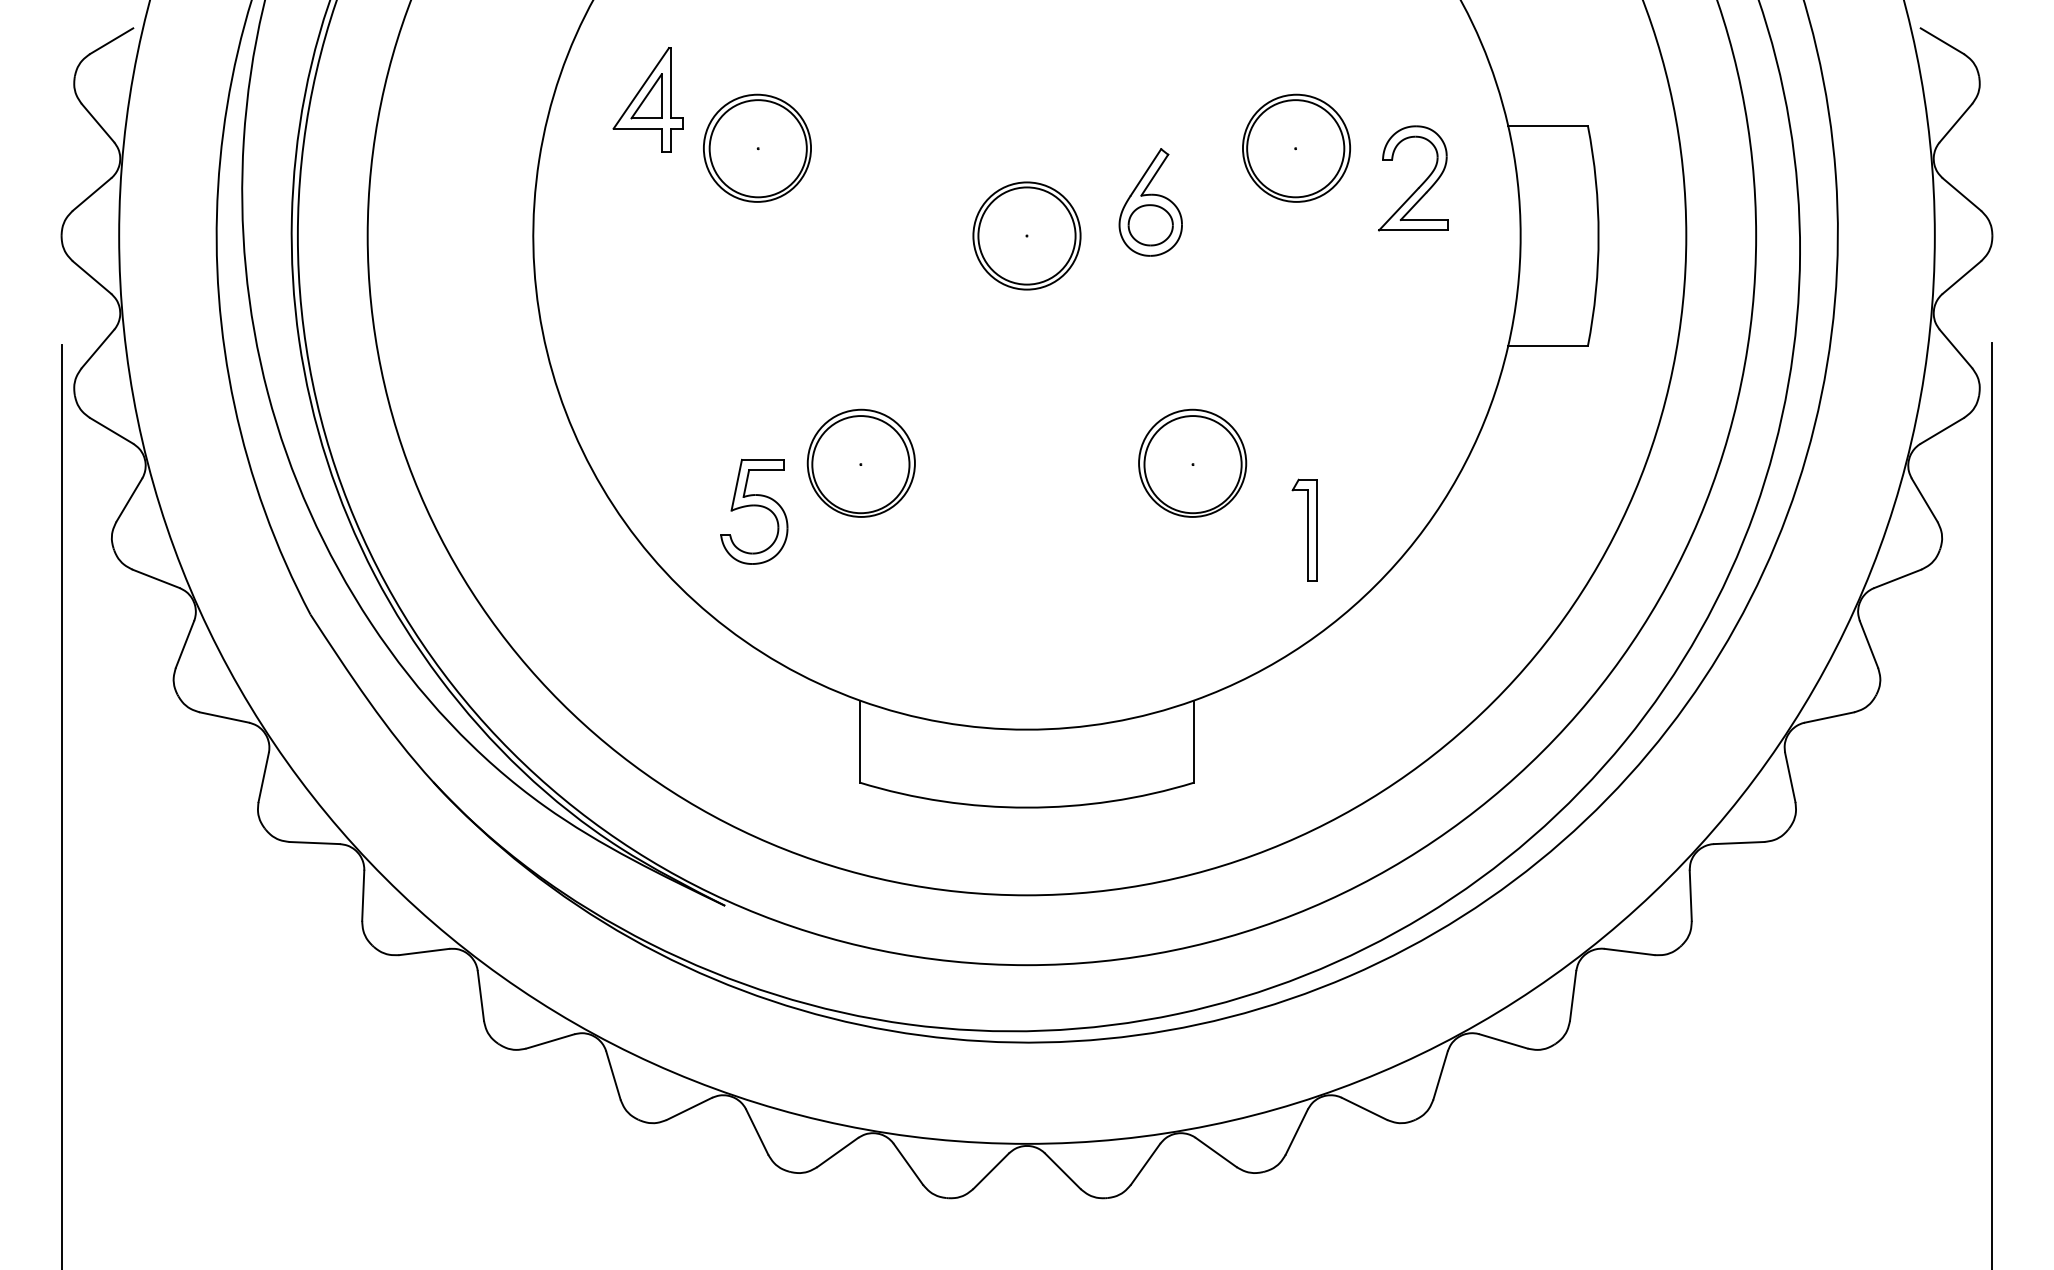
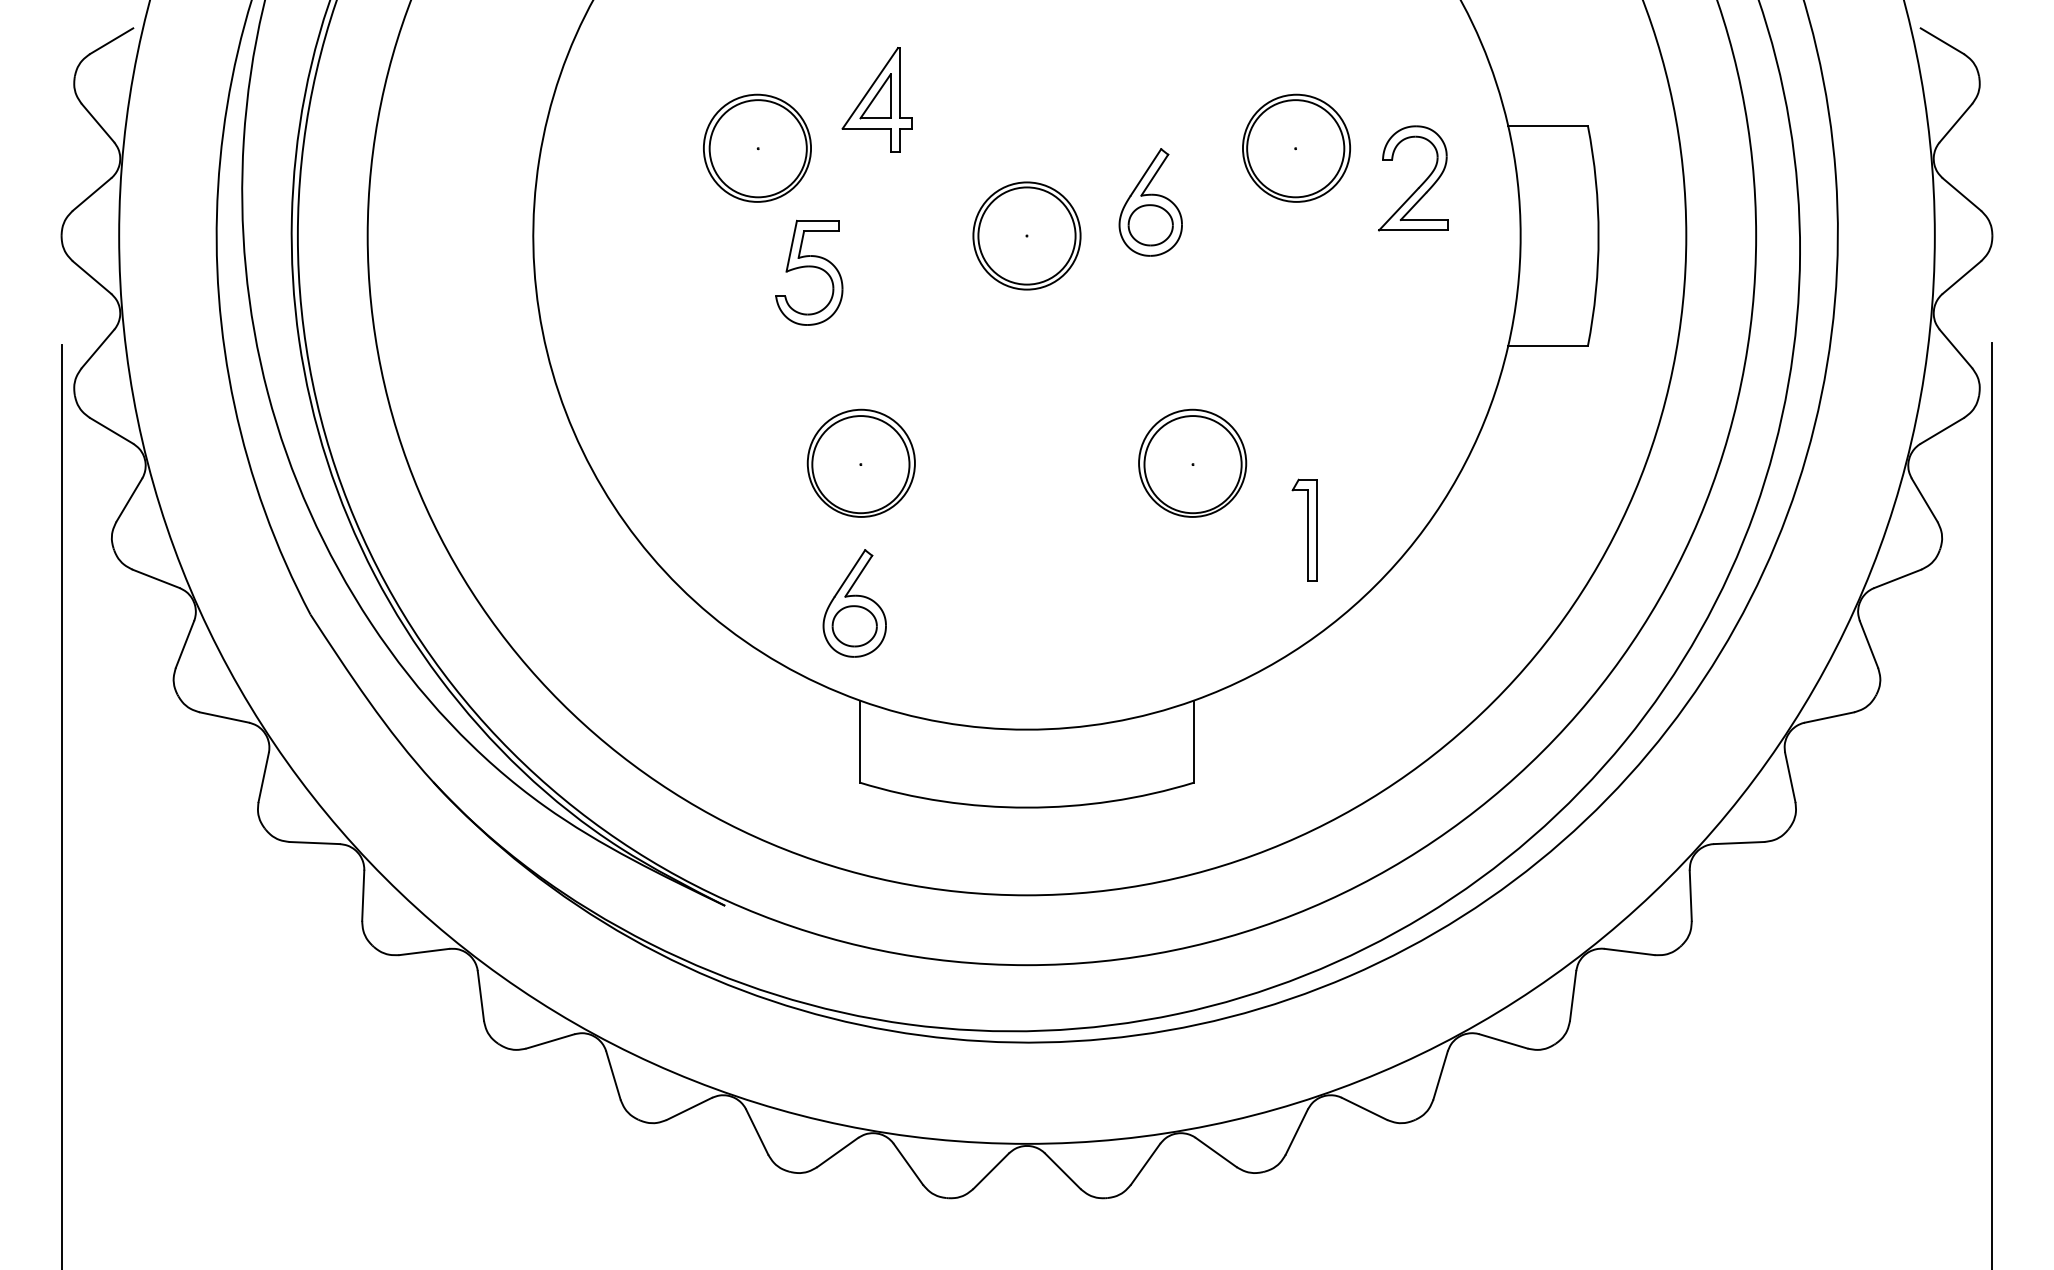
part position: (647, 99) -> (876, 99) (876, 99)
part position: (754, 511) -> (809, 272) (809, 272)
part: none -> present (854, 603)
